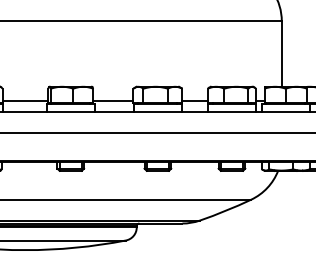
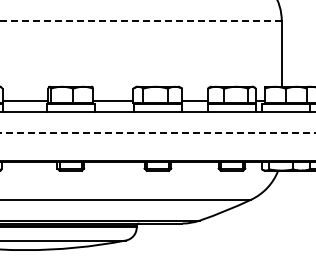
line: solid -> dashed (140, 21)
line: solid -> dashed (157, 132)
